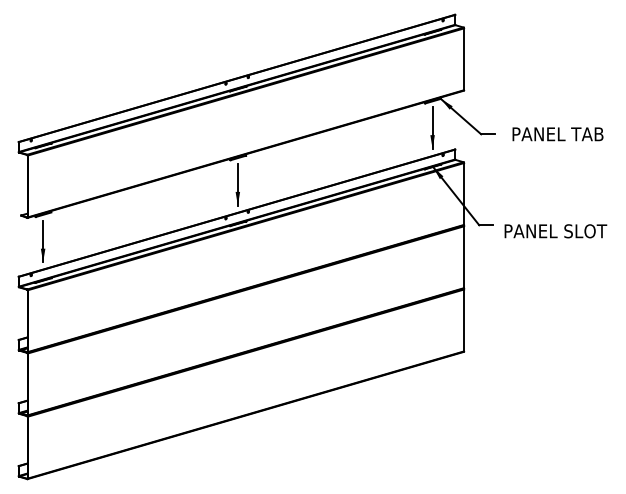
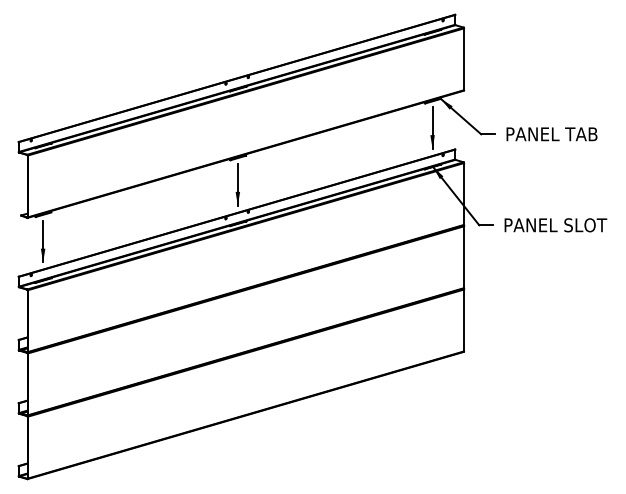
text position: (557, 134) -> (551, 134) (551, 134)
text position: (555, 231) -> (555, 225) (555, 225)
